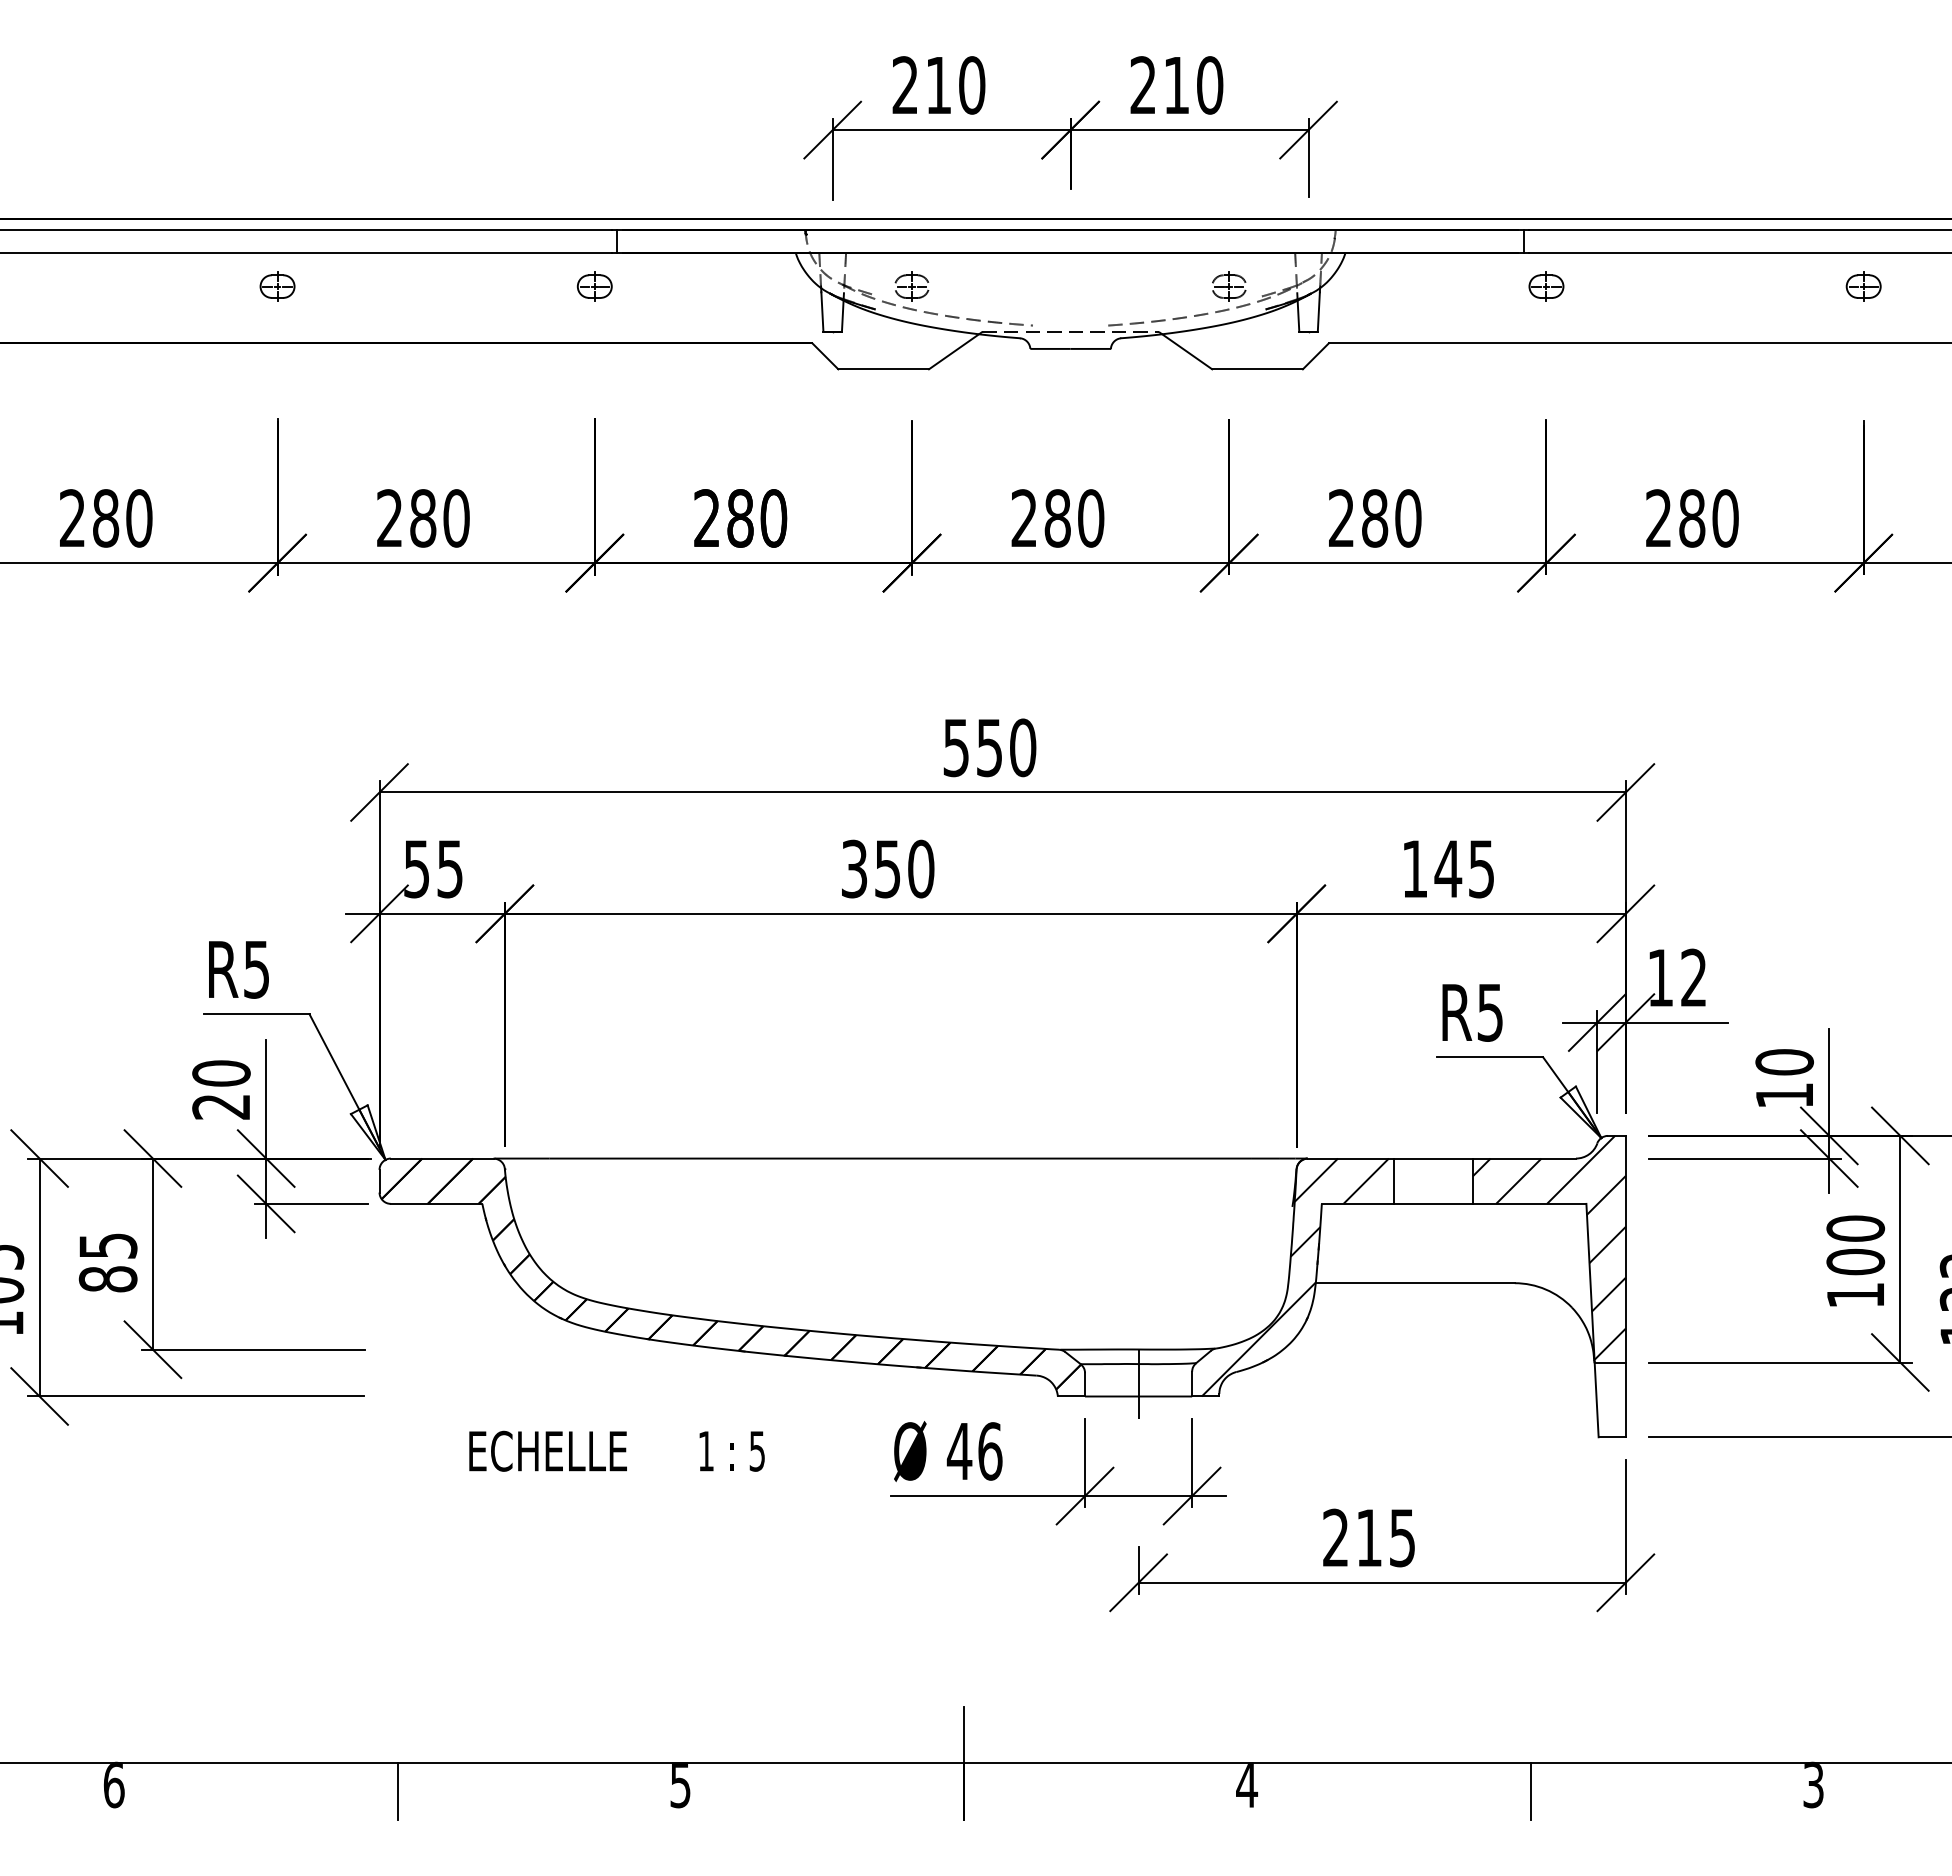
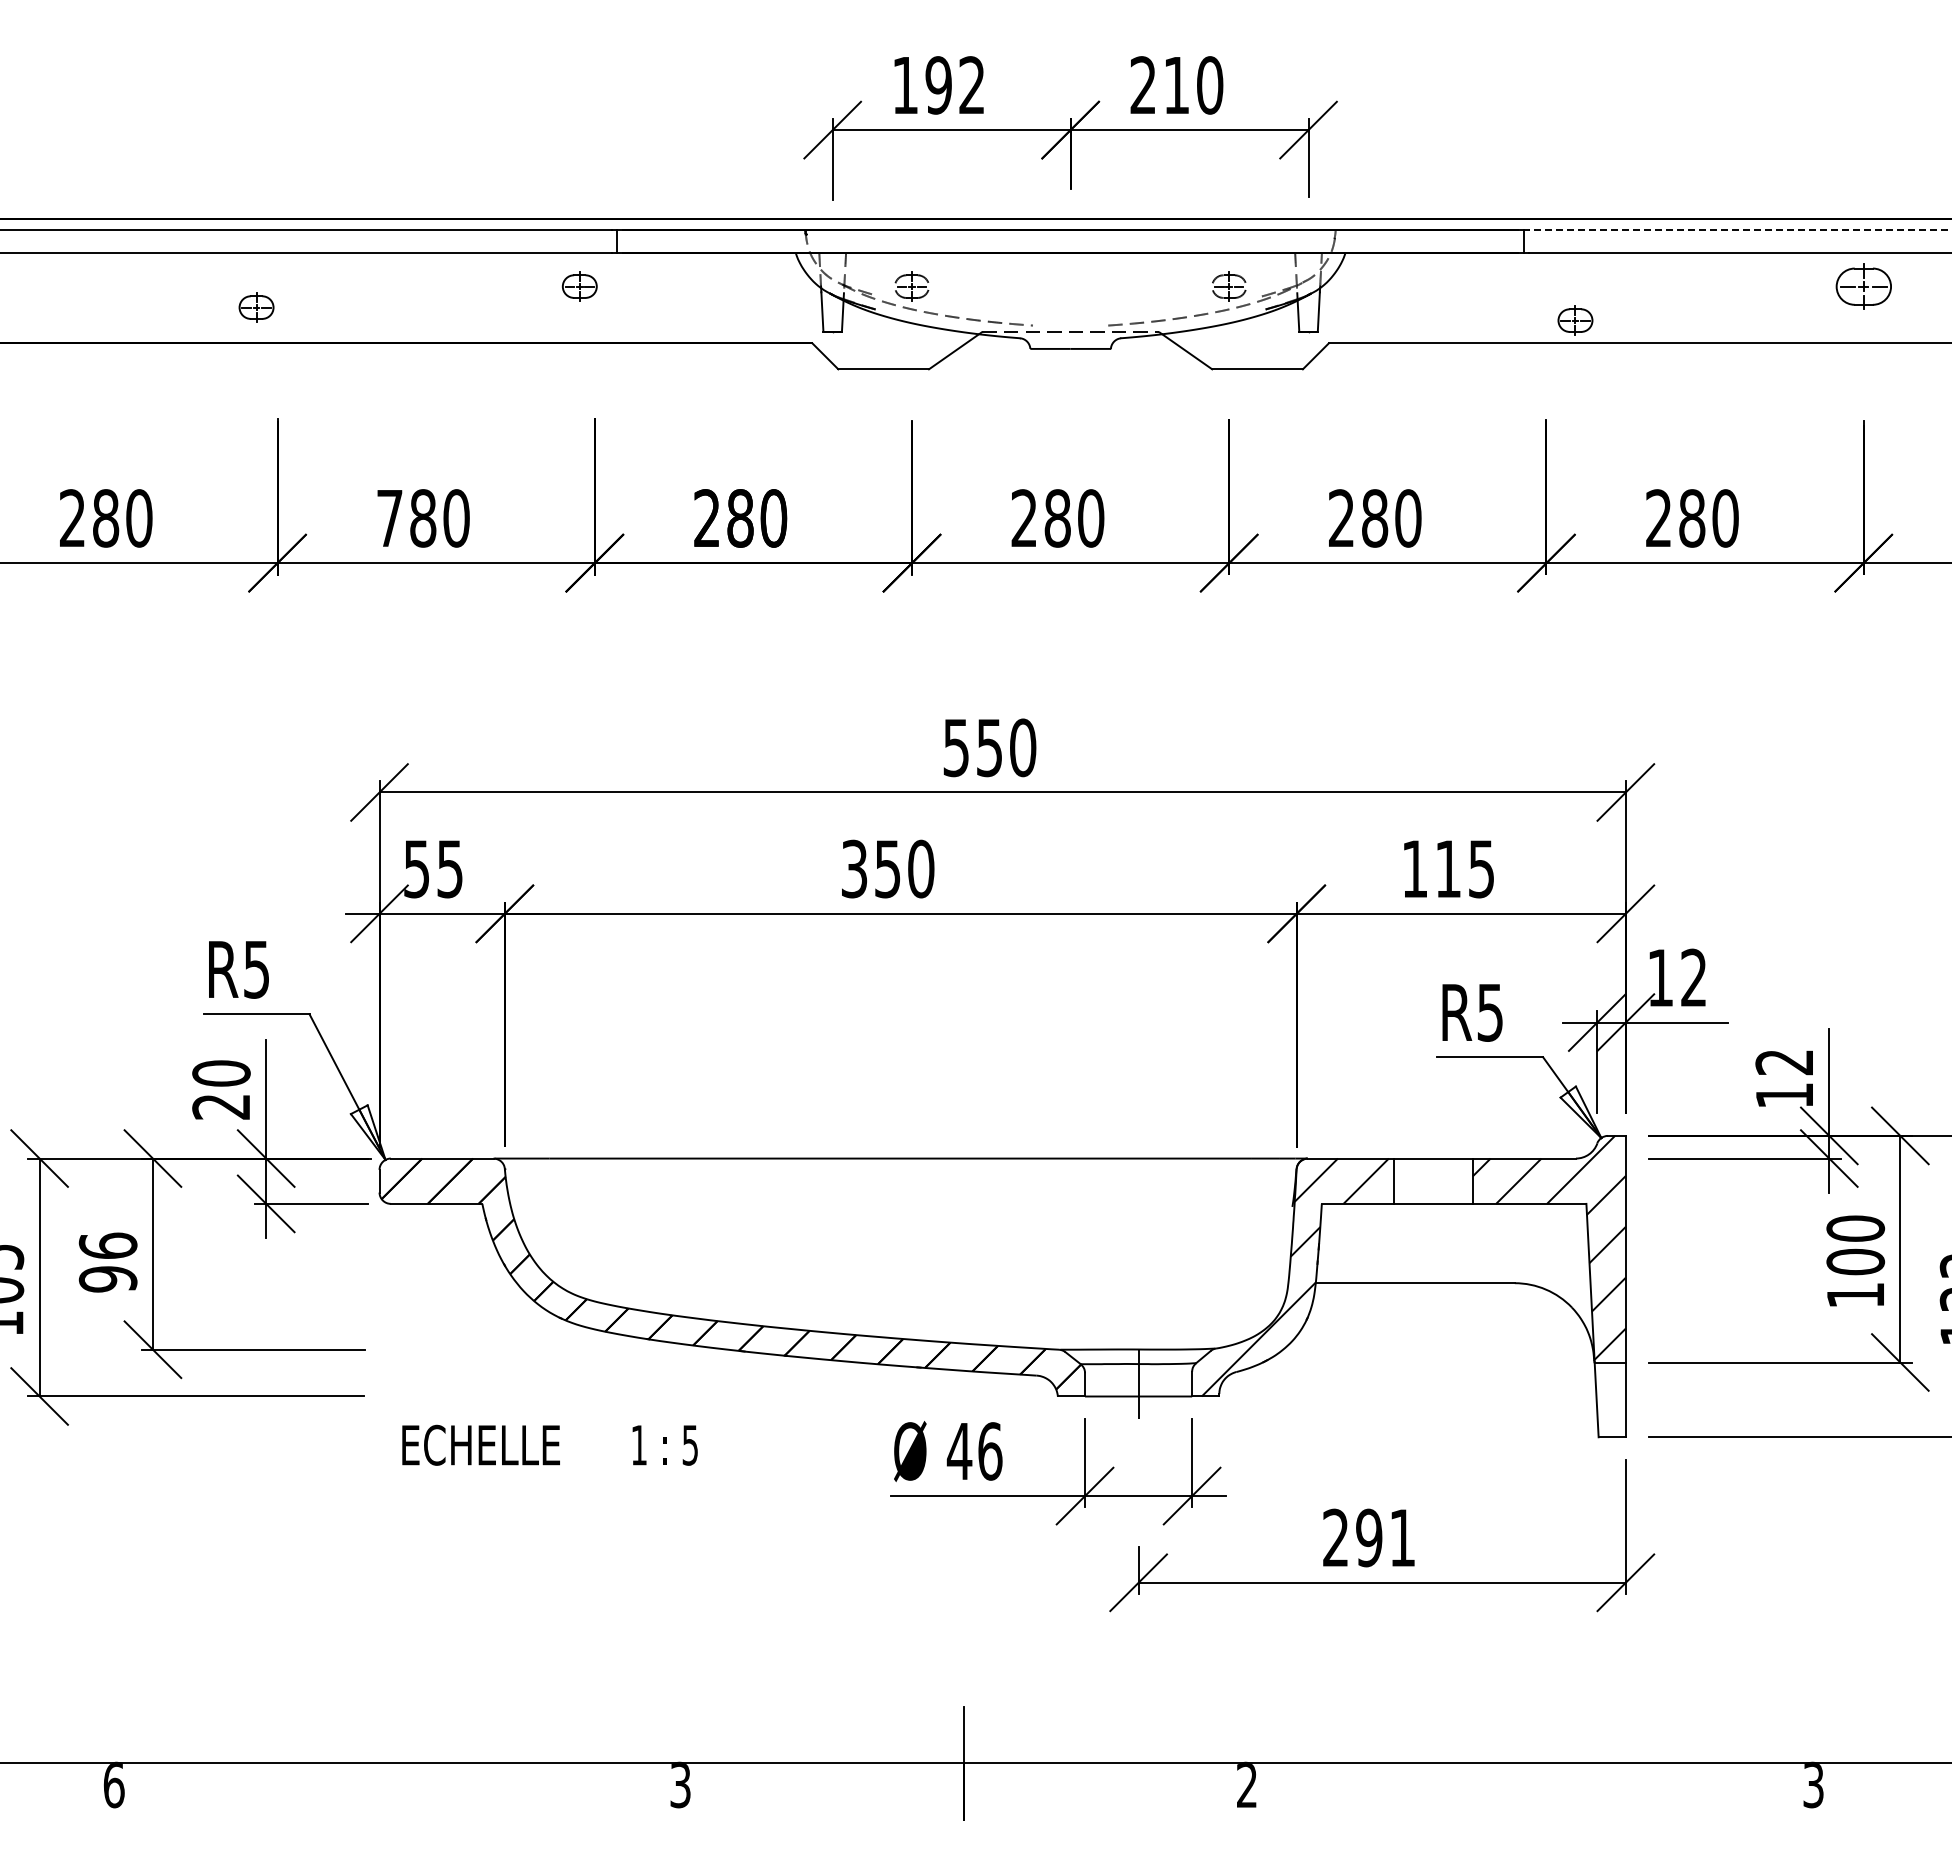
text: 210 -> 192 (938, 85)
line: solid -> dashed (1740, 229)
part position: (277, 286) -> (256, 307) (256, 307)
part position: (594, 286) -> (579, 286) (579, 286)
part position: (1546, 286) -> (1575, 320) (1575, 320)
part size: 37x31 px -> 57x47 px (1863, 286)
text: 280 -> 780 (389, 517)
text: 145 -> 115 (1448, 868)
text: 10 -> 12 (1784, 1062)
text: 85 -> 96 (107, 1262)
text position: (616, 1450) -> (549, 1444) (549, 1444)
text: 215 -> 291 (1385, 1537)
text: 5 -> 3 (680, 1784)
text: 4 -> 2 (1247, 1784)
line: present -> none (397, 1791)
line: present -> none (1530, 1791)
